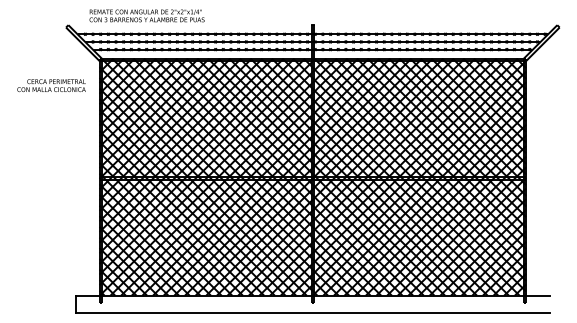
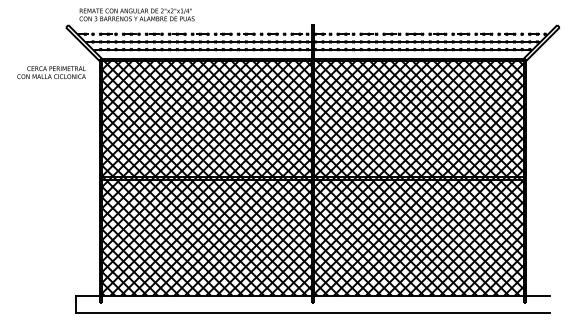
text position: (146, 15) -> (136, 14) (136, 14)
line: solid -> dashed (313, 34)
text position: (51, 85) -> (51, 72) (51, 72)
